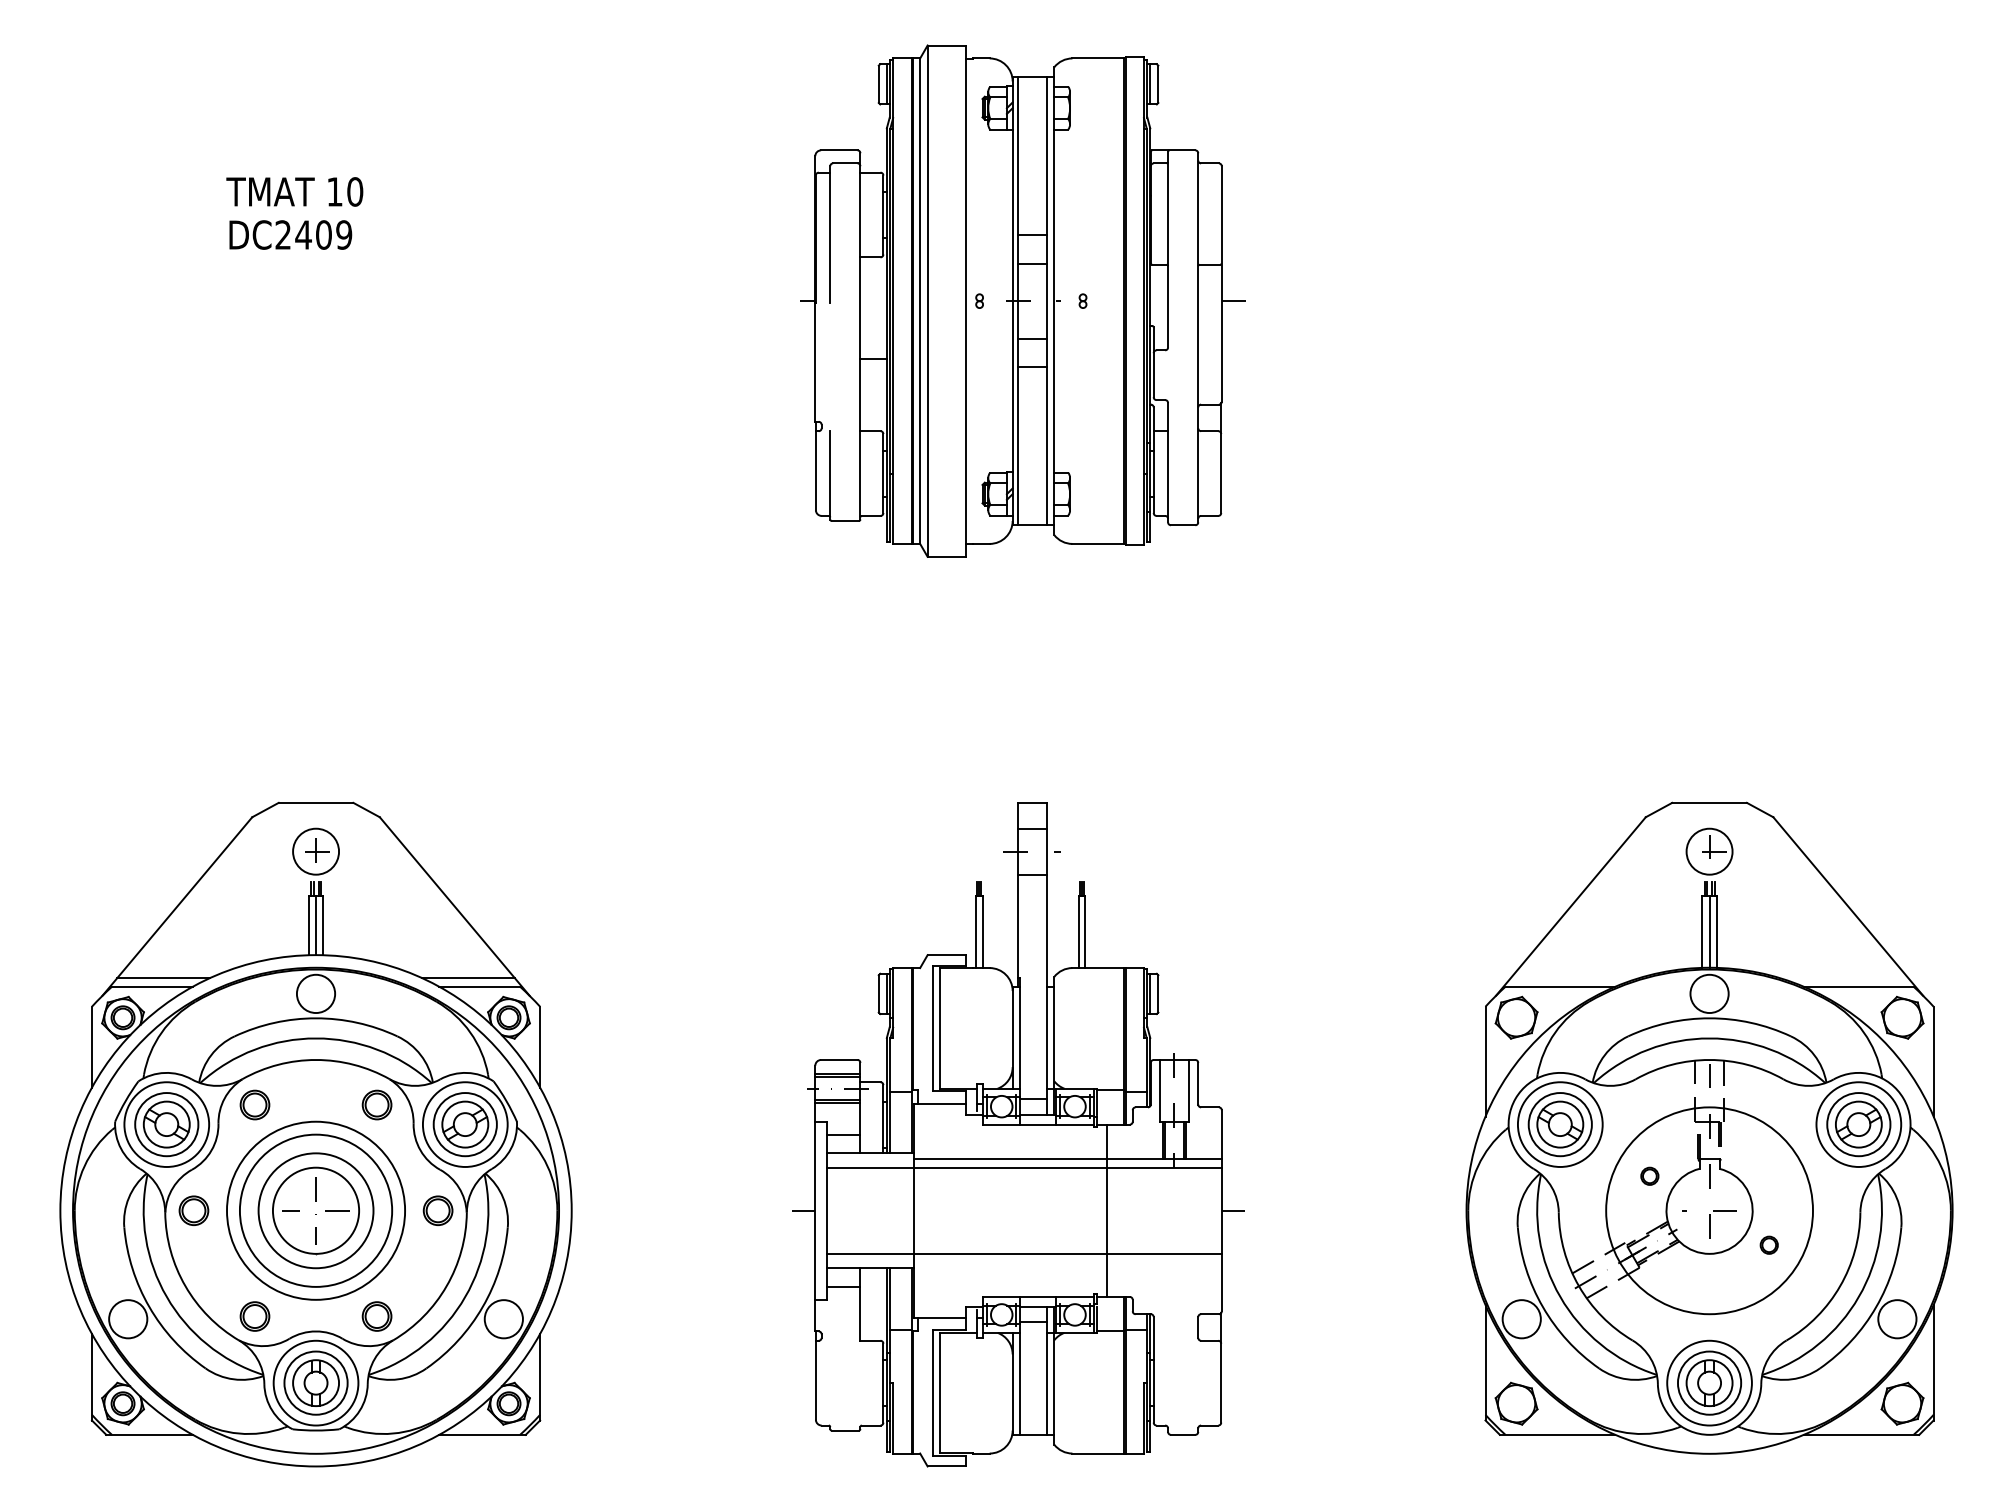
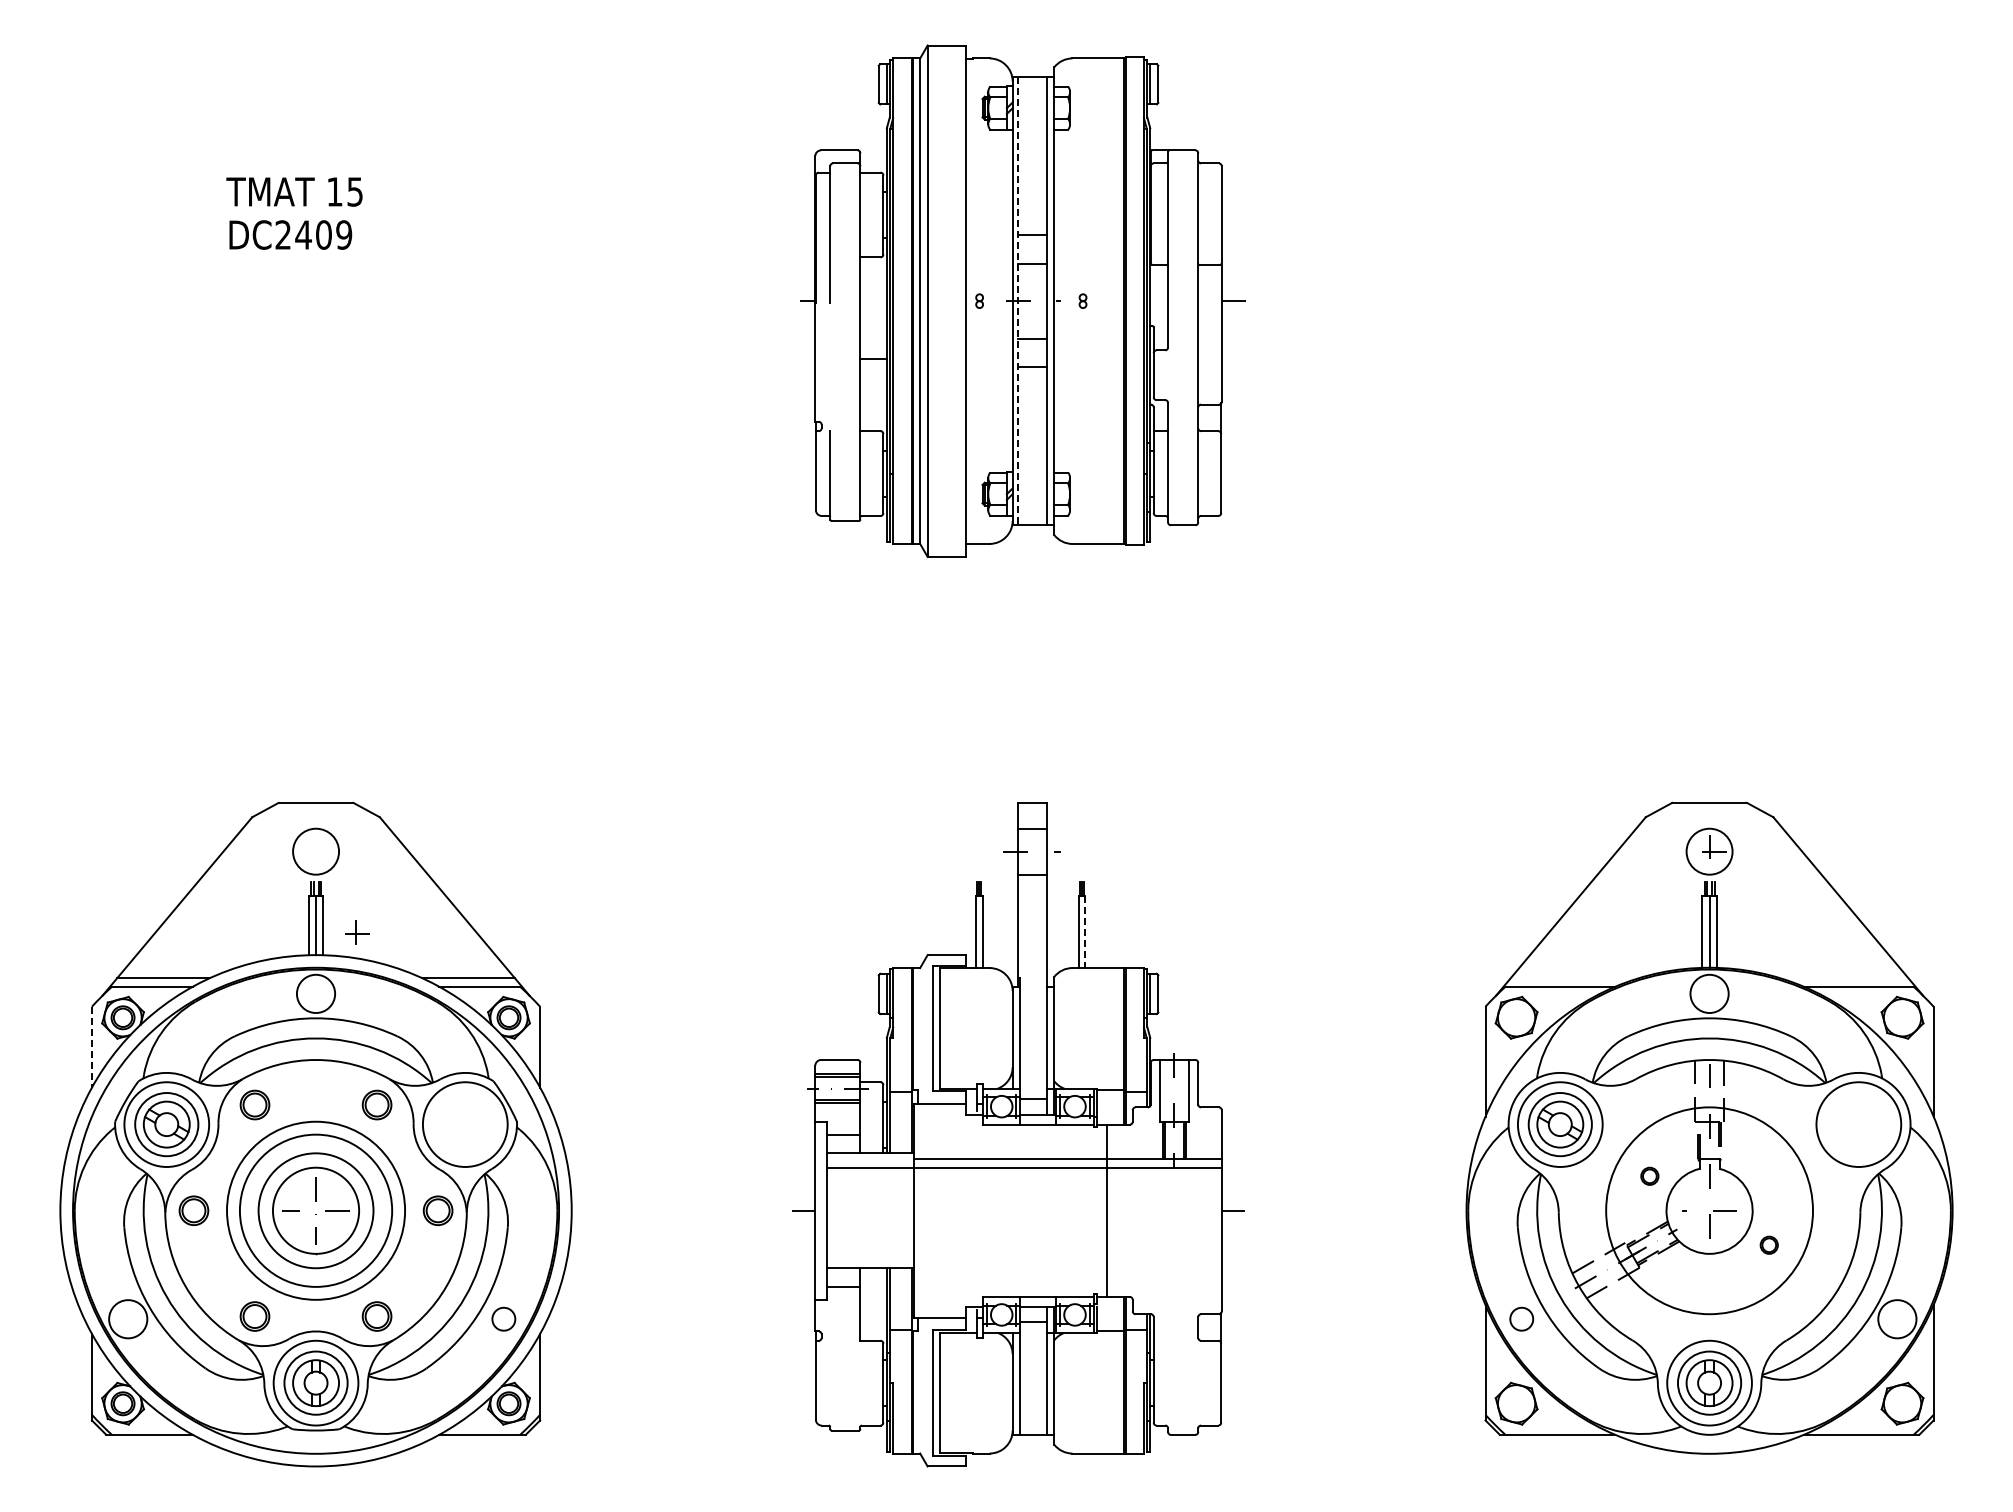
text: 10 -> 15 (355, 191)
line: solid -> dashed (1017, 301)
part position: (317, 850) -> (357, 932) (357, 932)
line: solid -> dashed (1085, 932)
line: solid -> dashed (91, 1047)
part: present -> none (464, 1124)
part: present -> none (1858, 1124)
line: present -> none (1023, 1253)
circle diameter: 38 px -> 23 px (503, 1318)
circle diameter: 38 px -> 23 px (1521, 1318)
